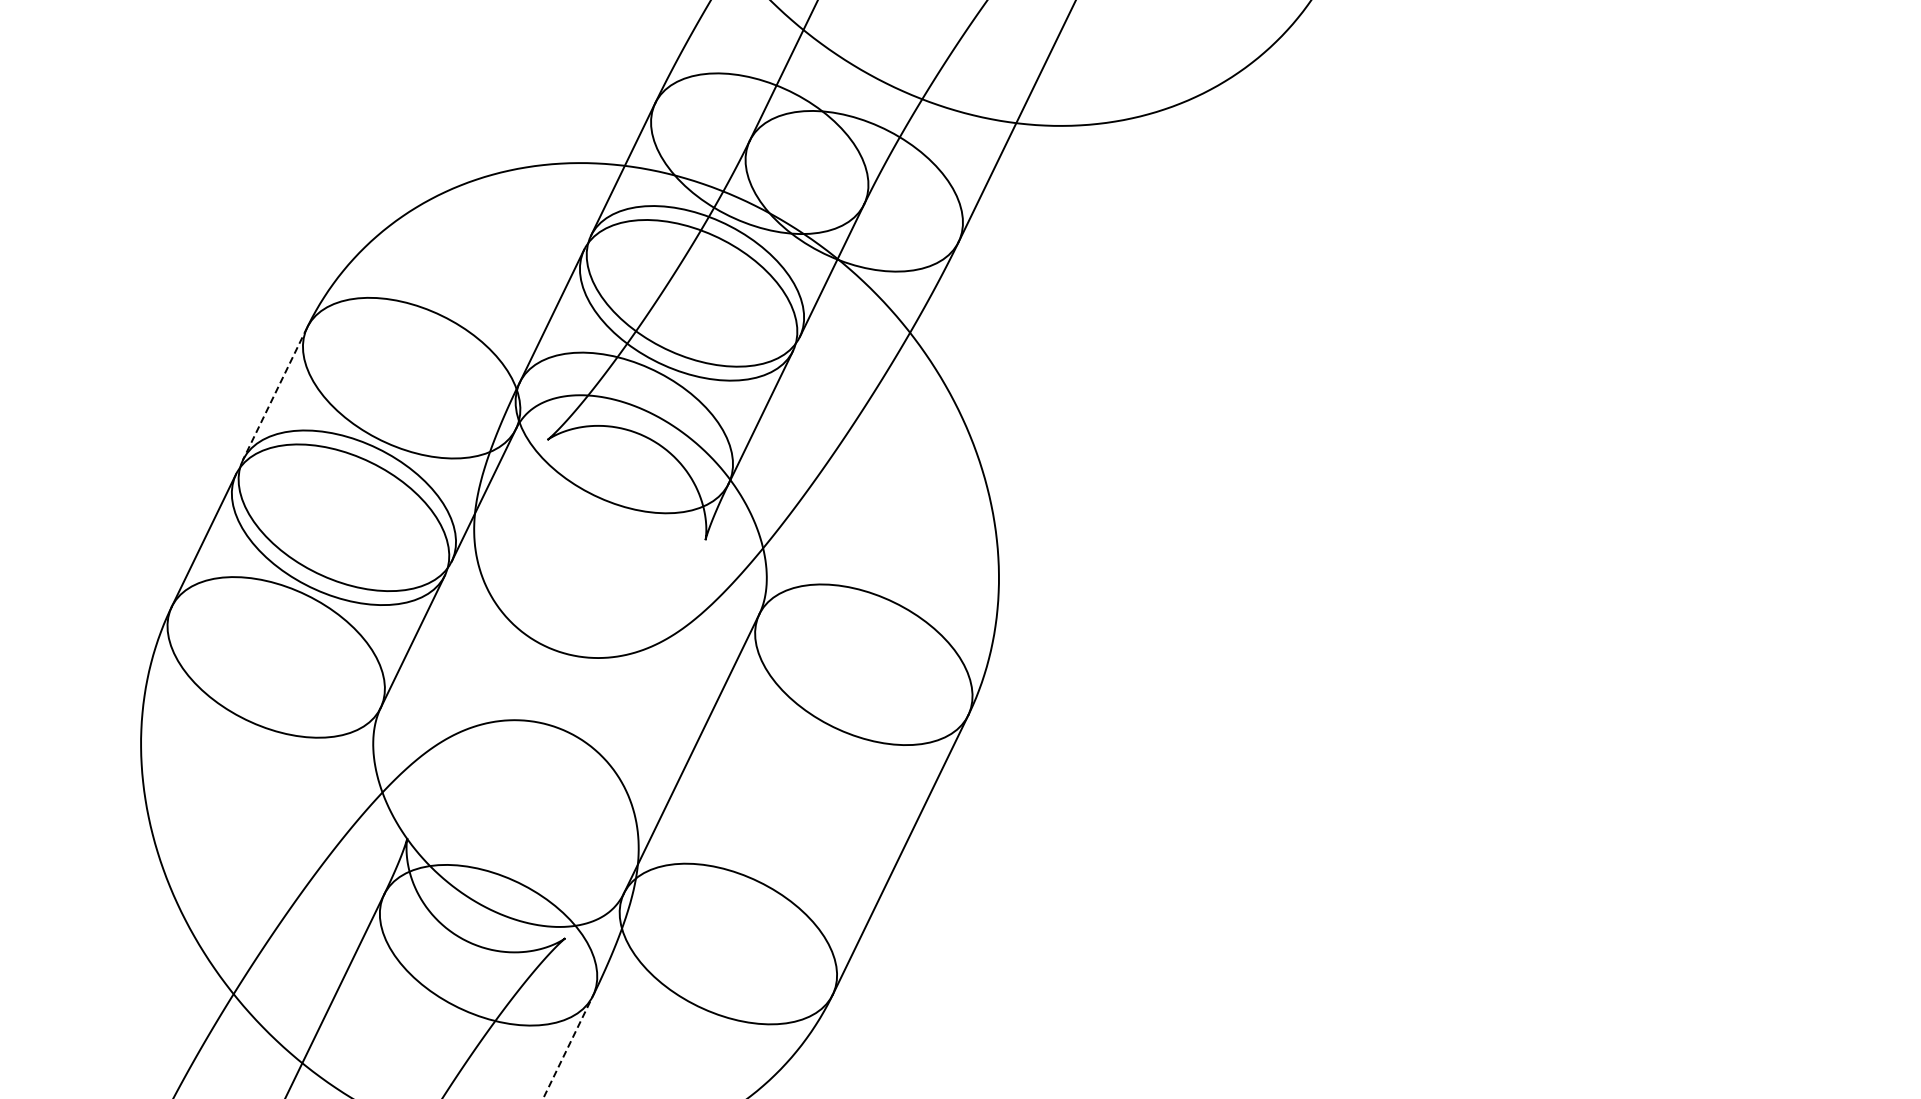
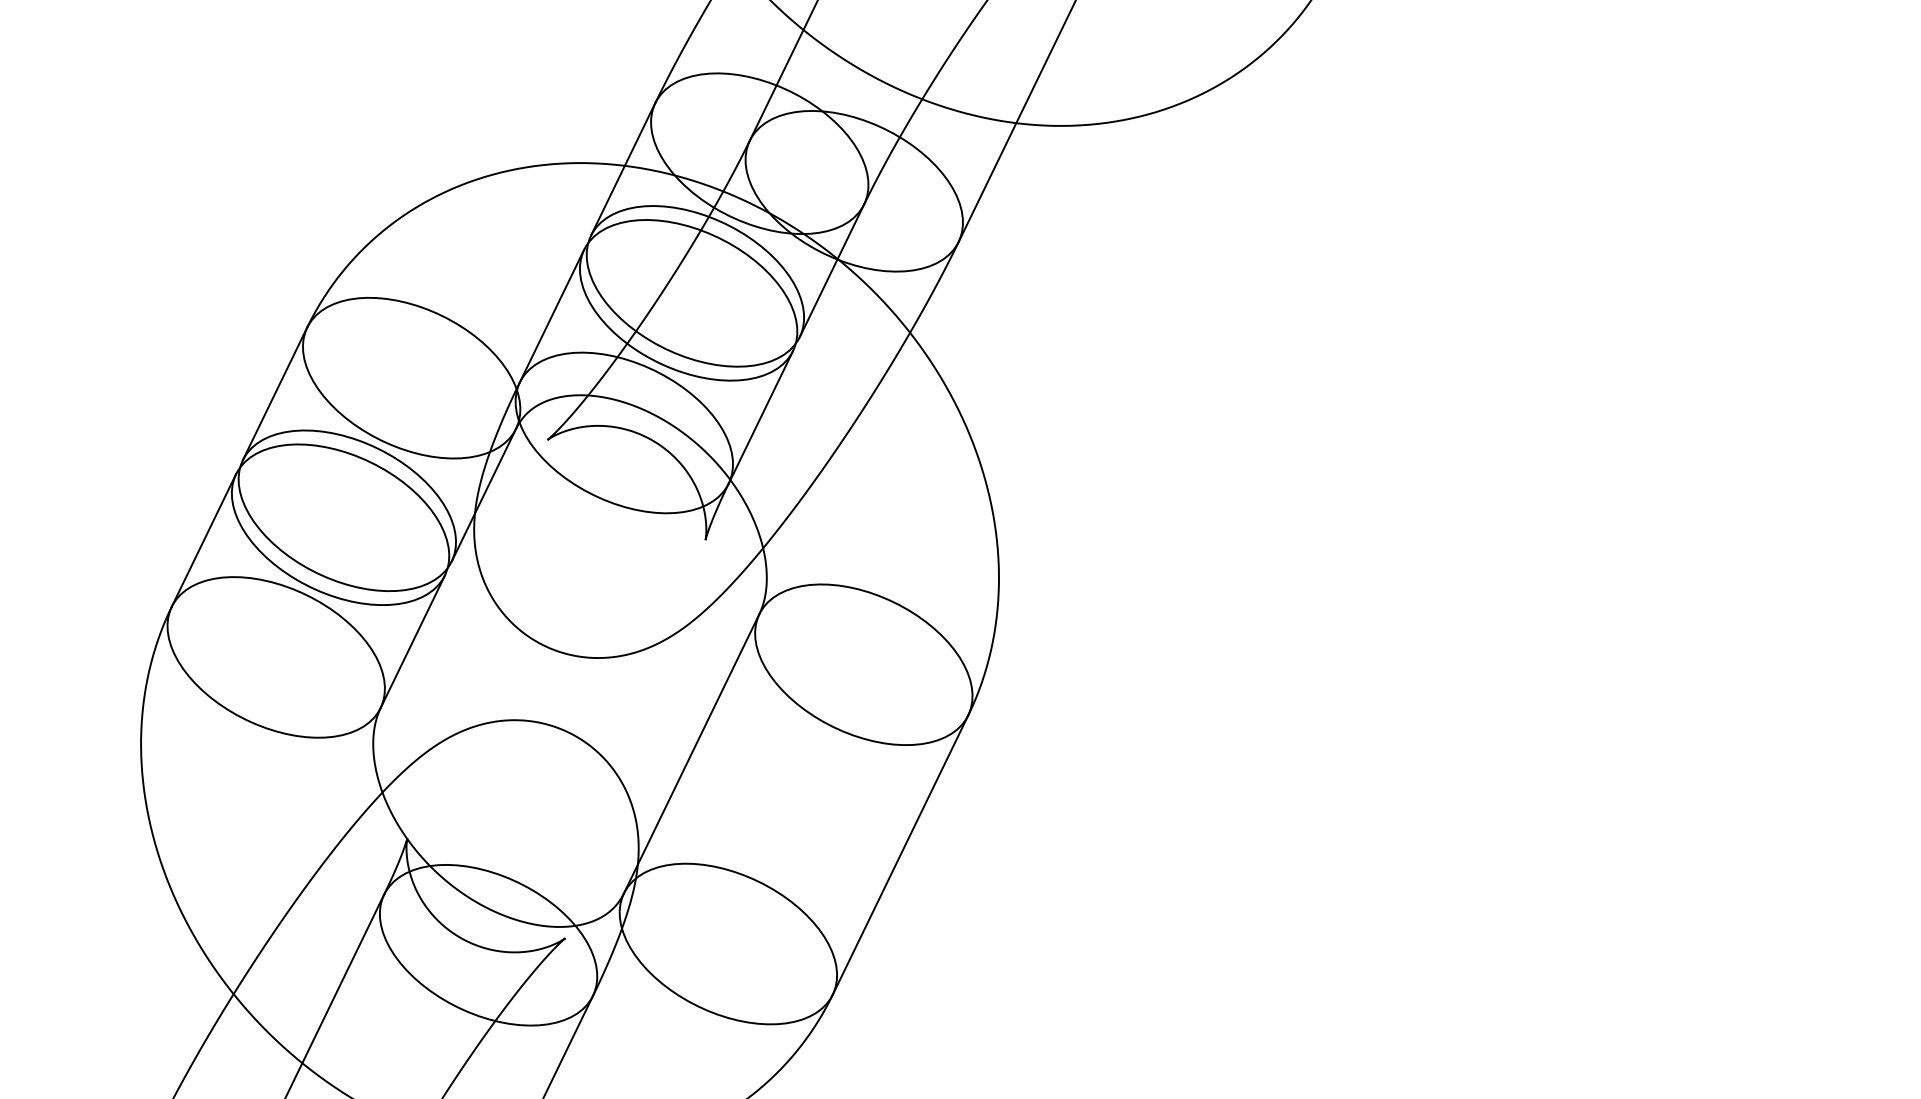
line: dashed -> solid (275, 393)
line: dashed -> solid (568, 1047)
